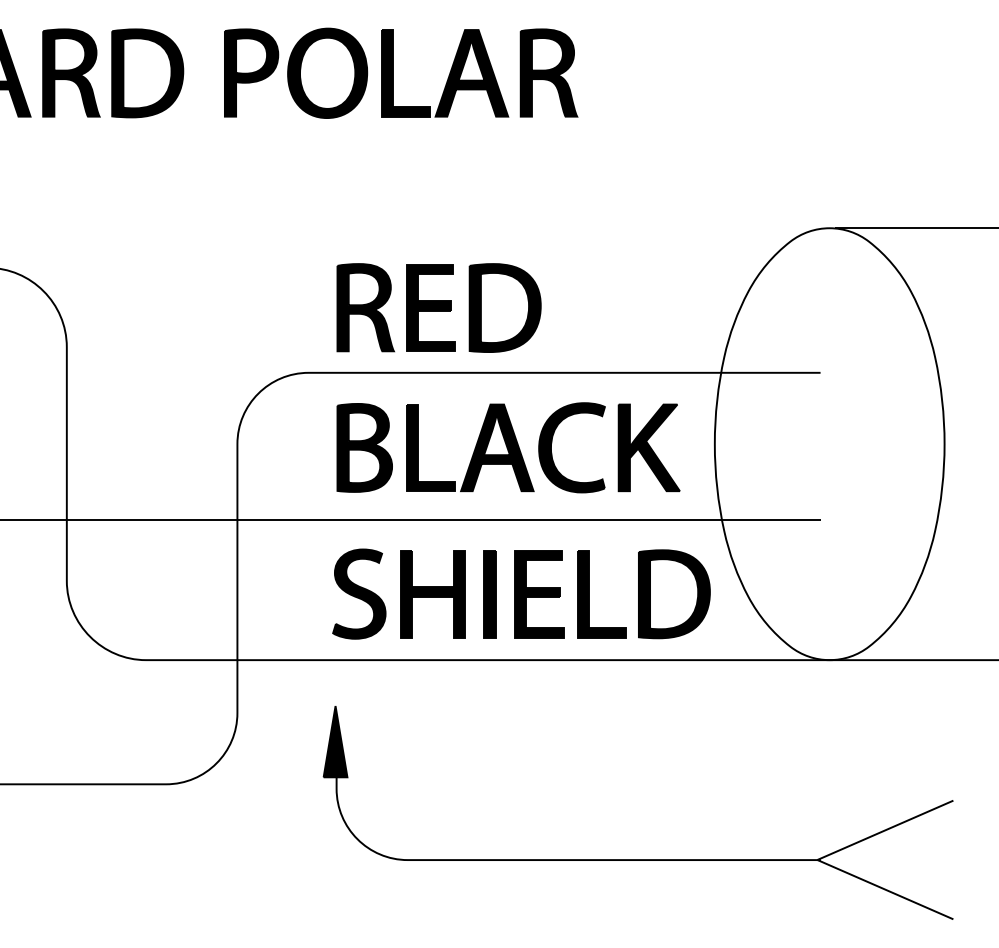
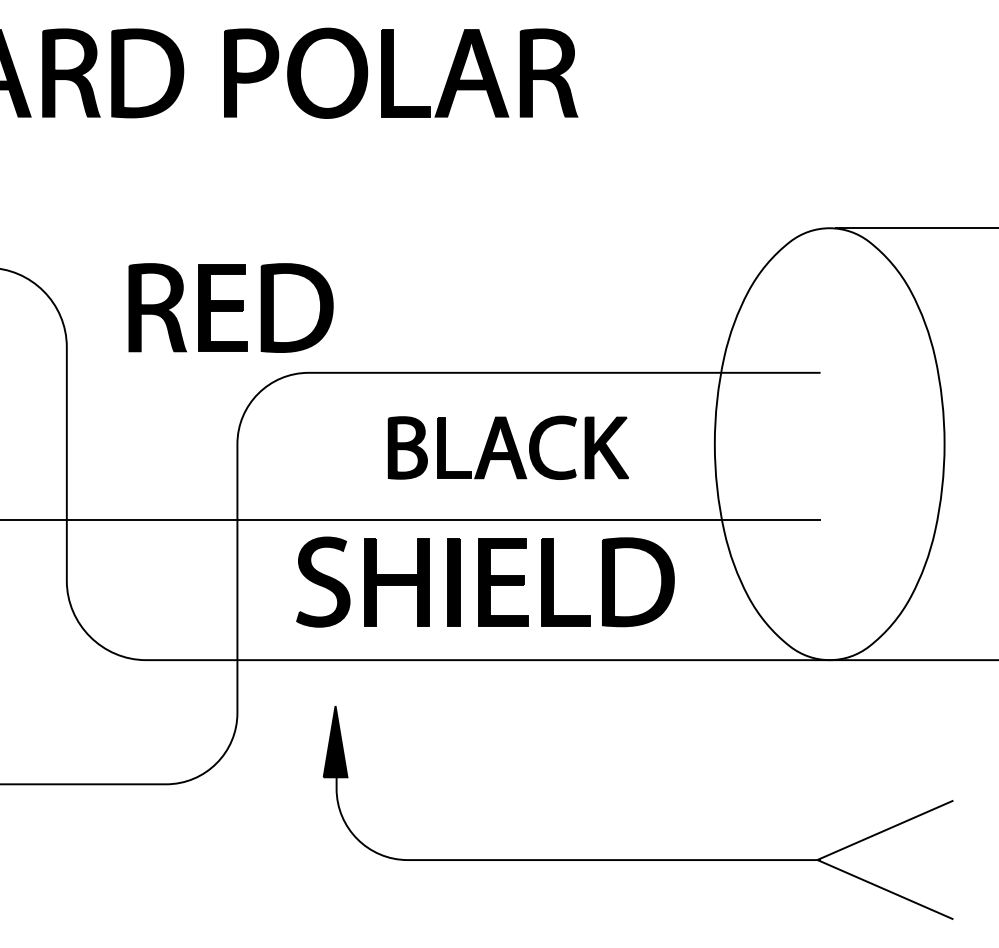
part position: (438, 307) -> (230, 307) (230, 307)
part size: 345x92 px -> 242x65 px (507, 447)
part position: (521, 593) -> (485, 581) (485, 581)
